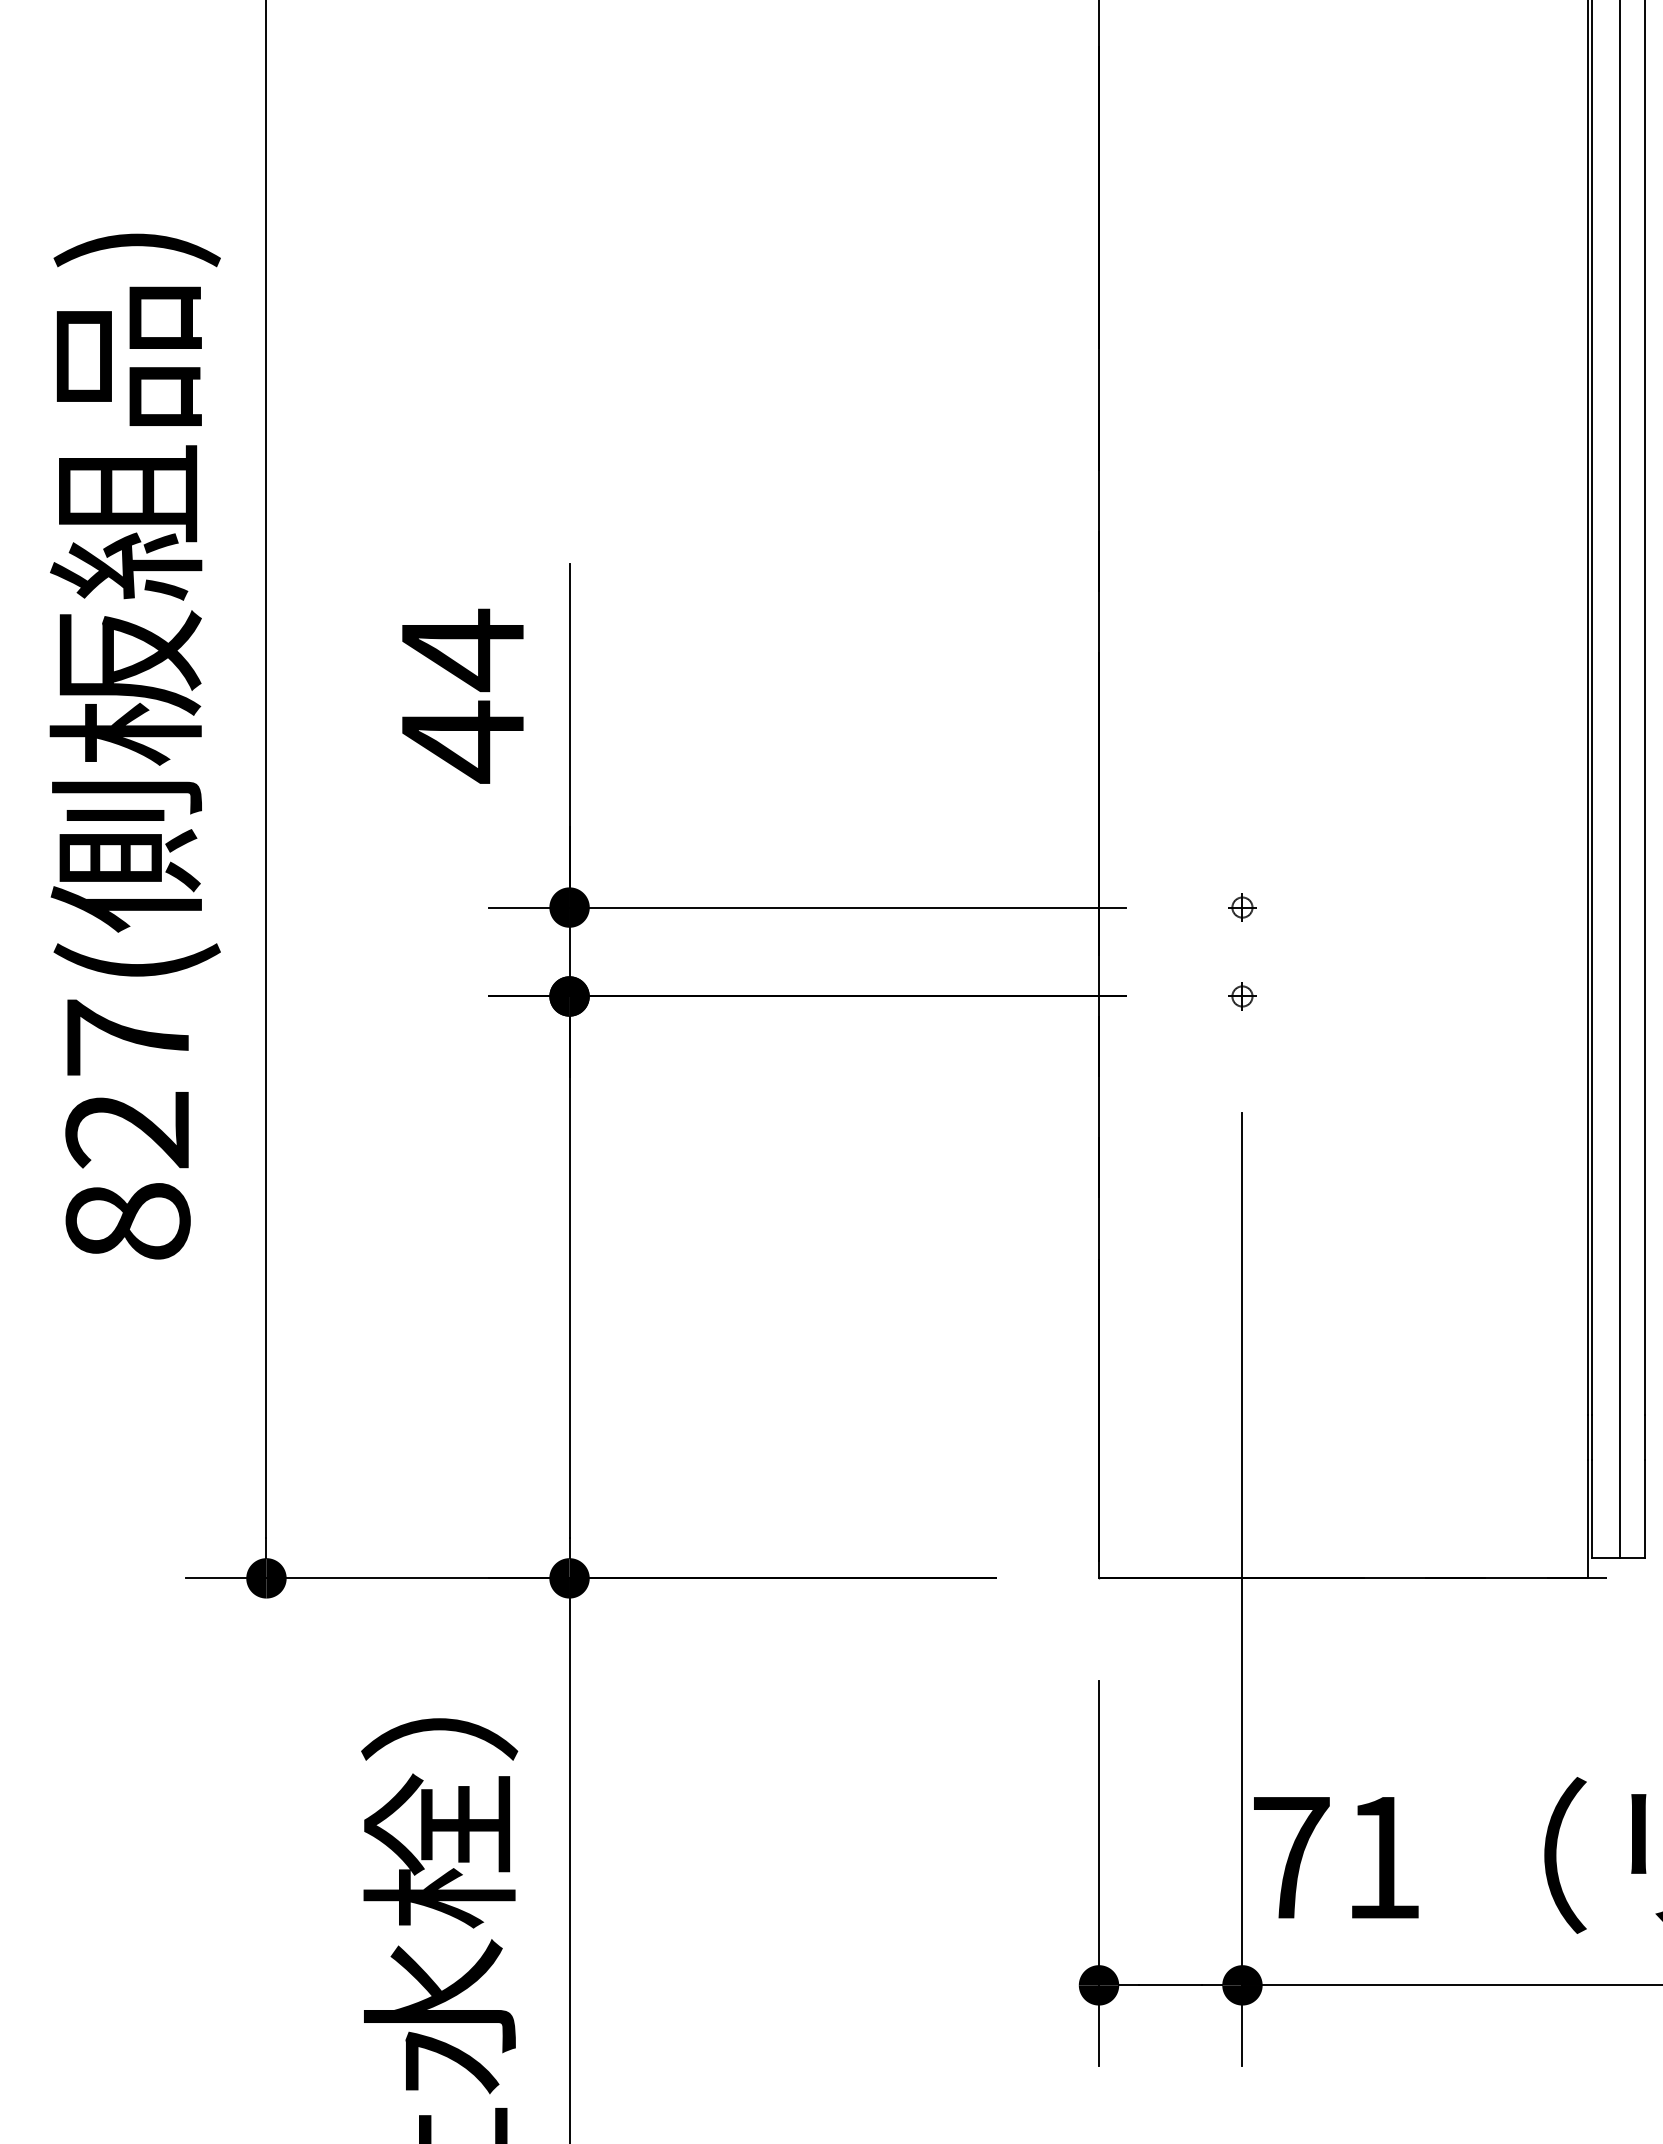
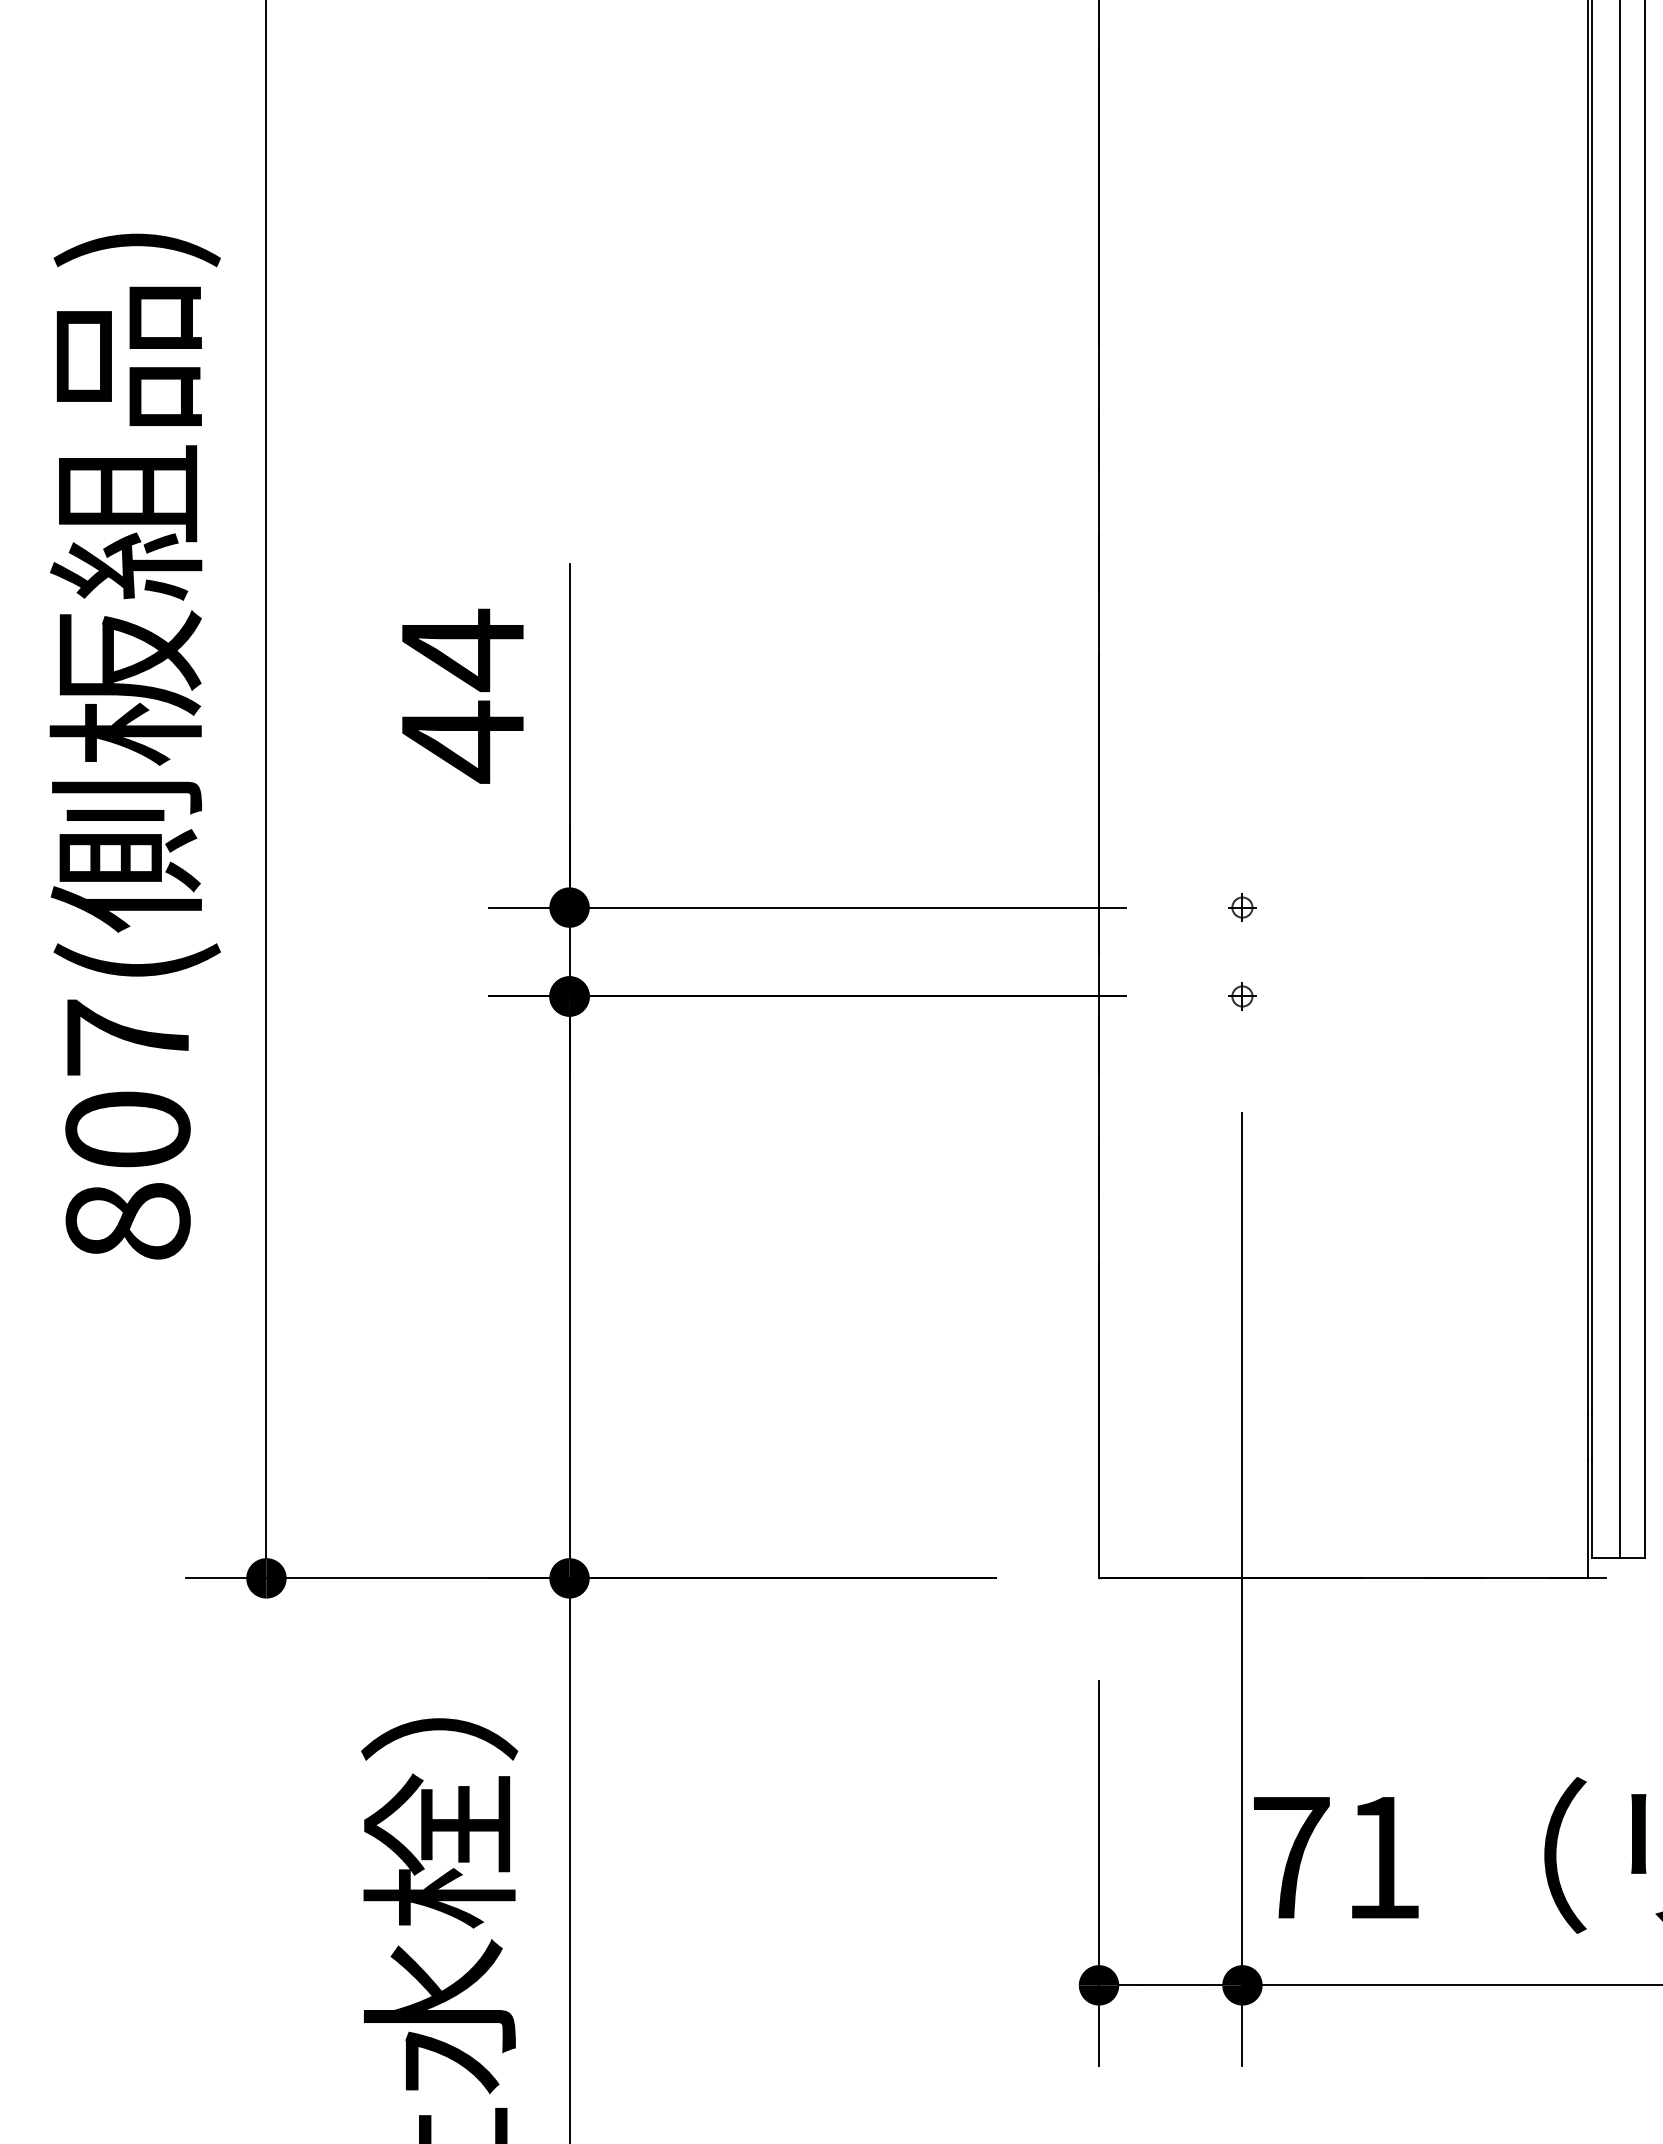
text: 827( -> 807( (127, 1129)
